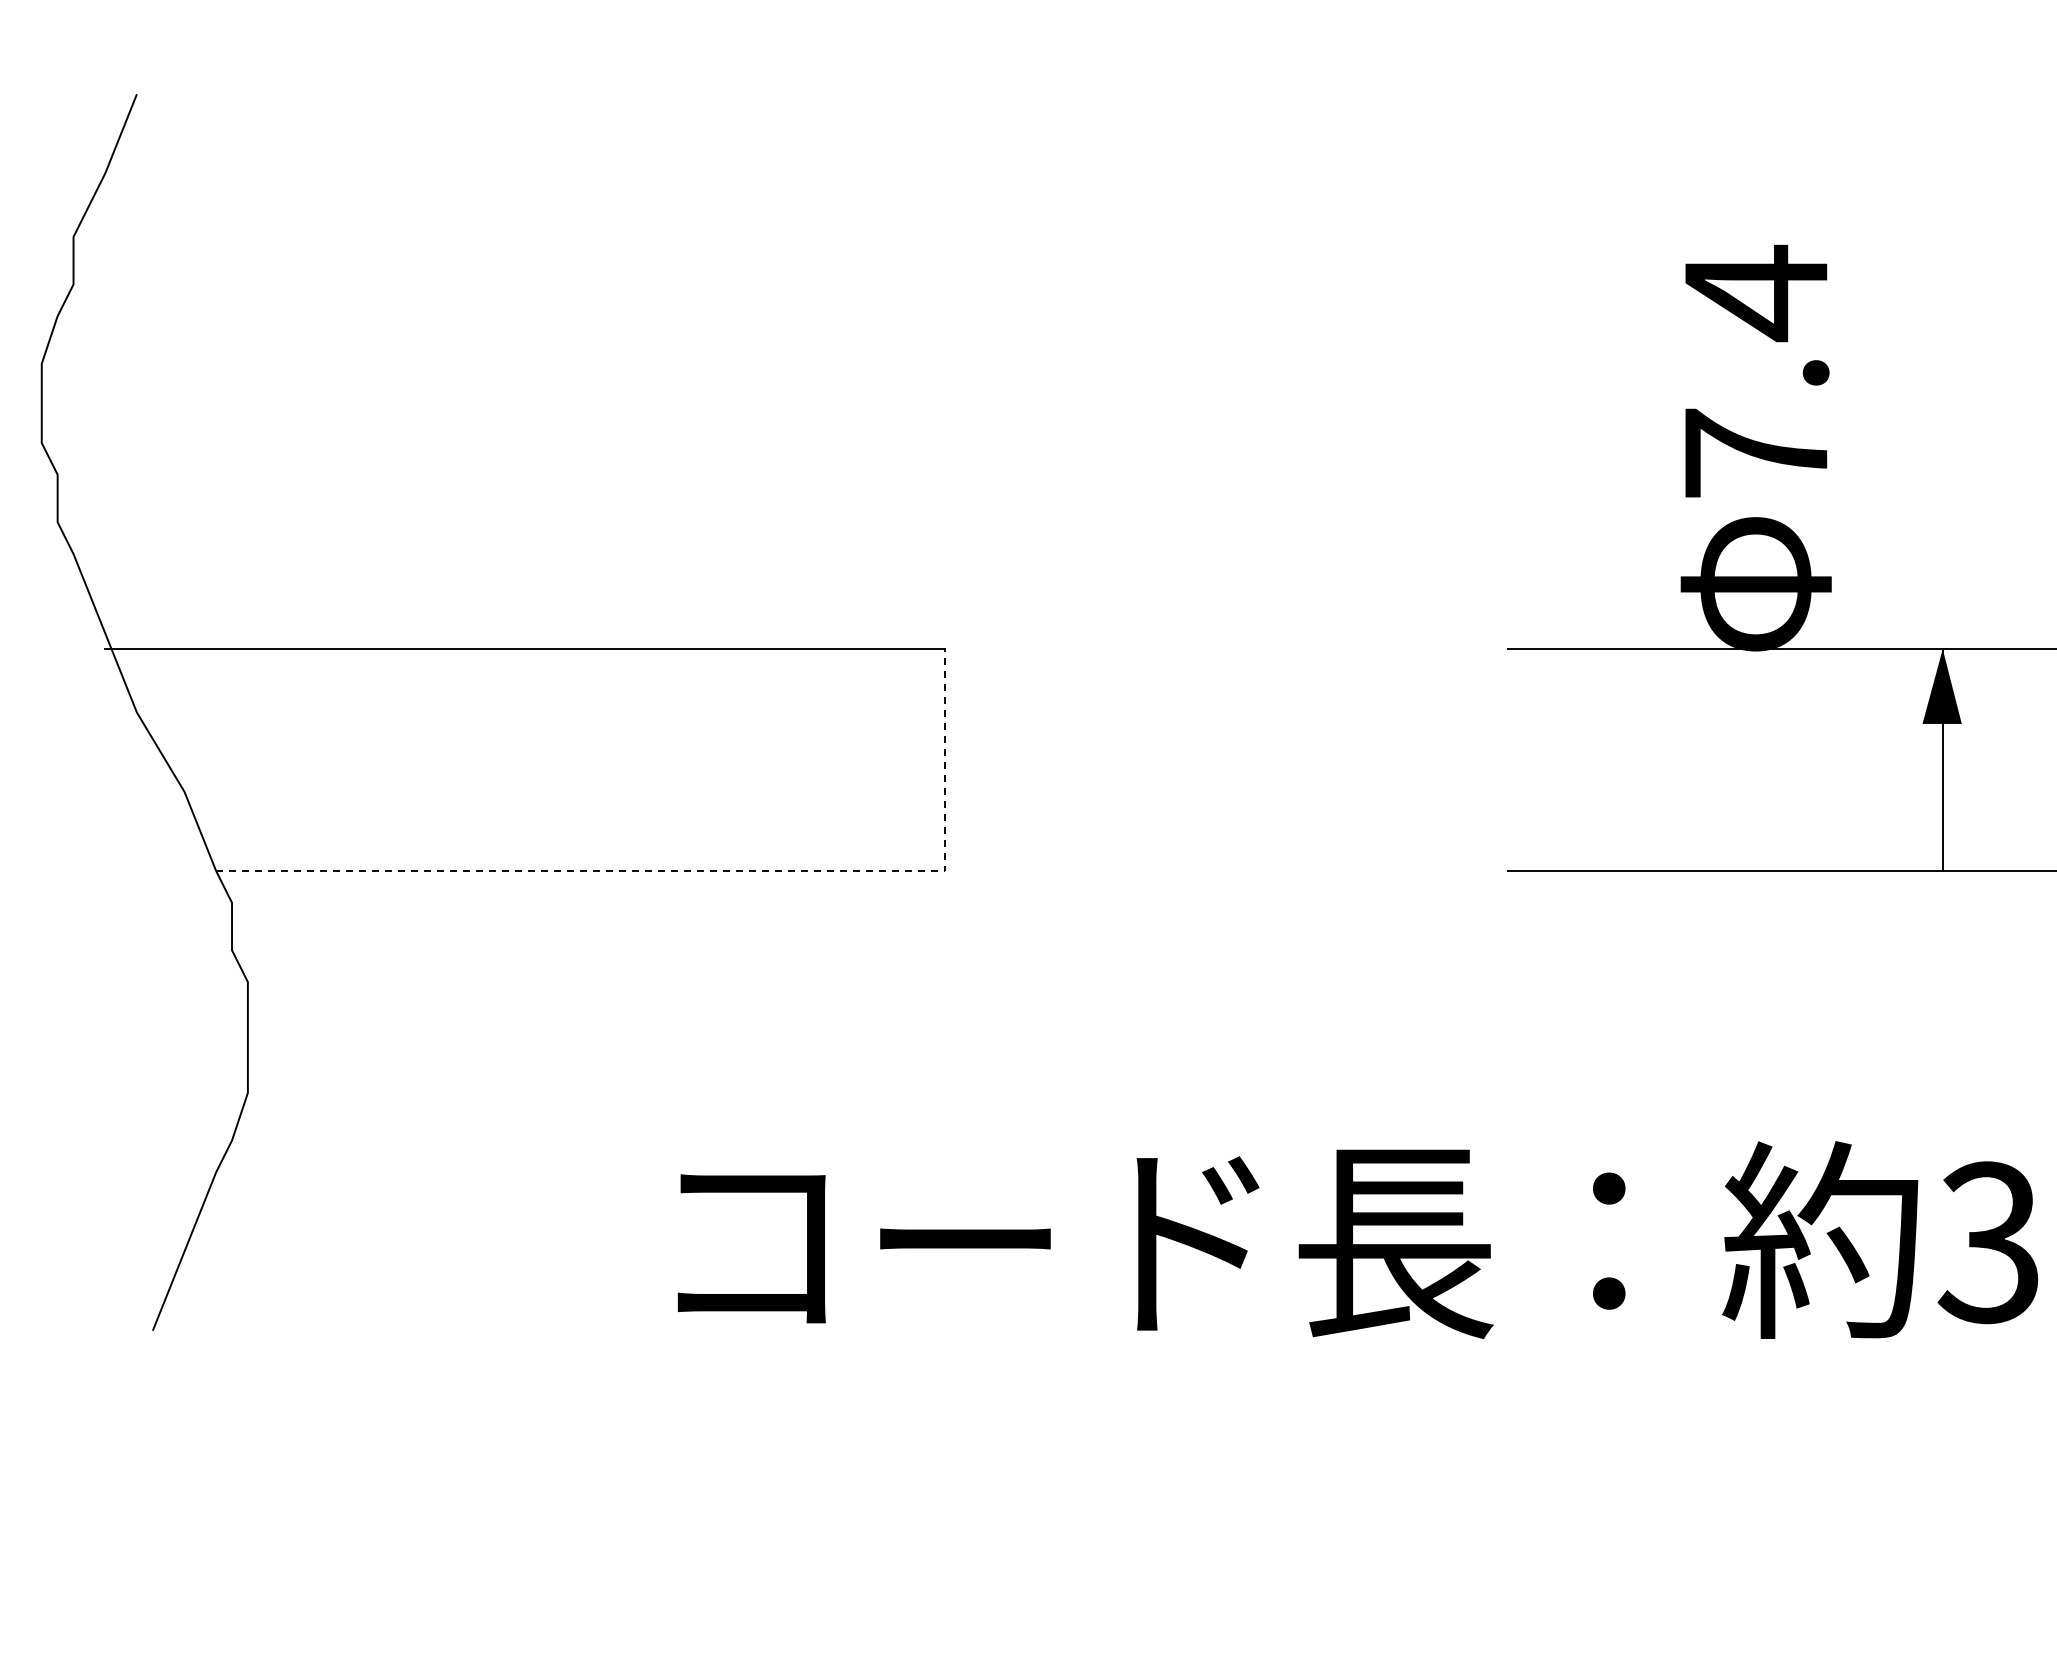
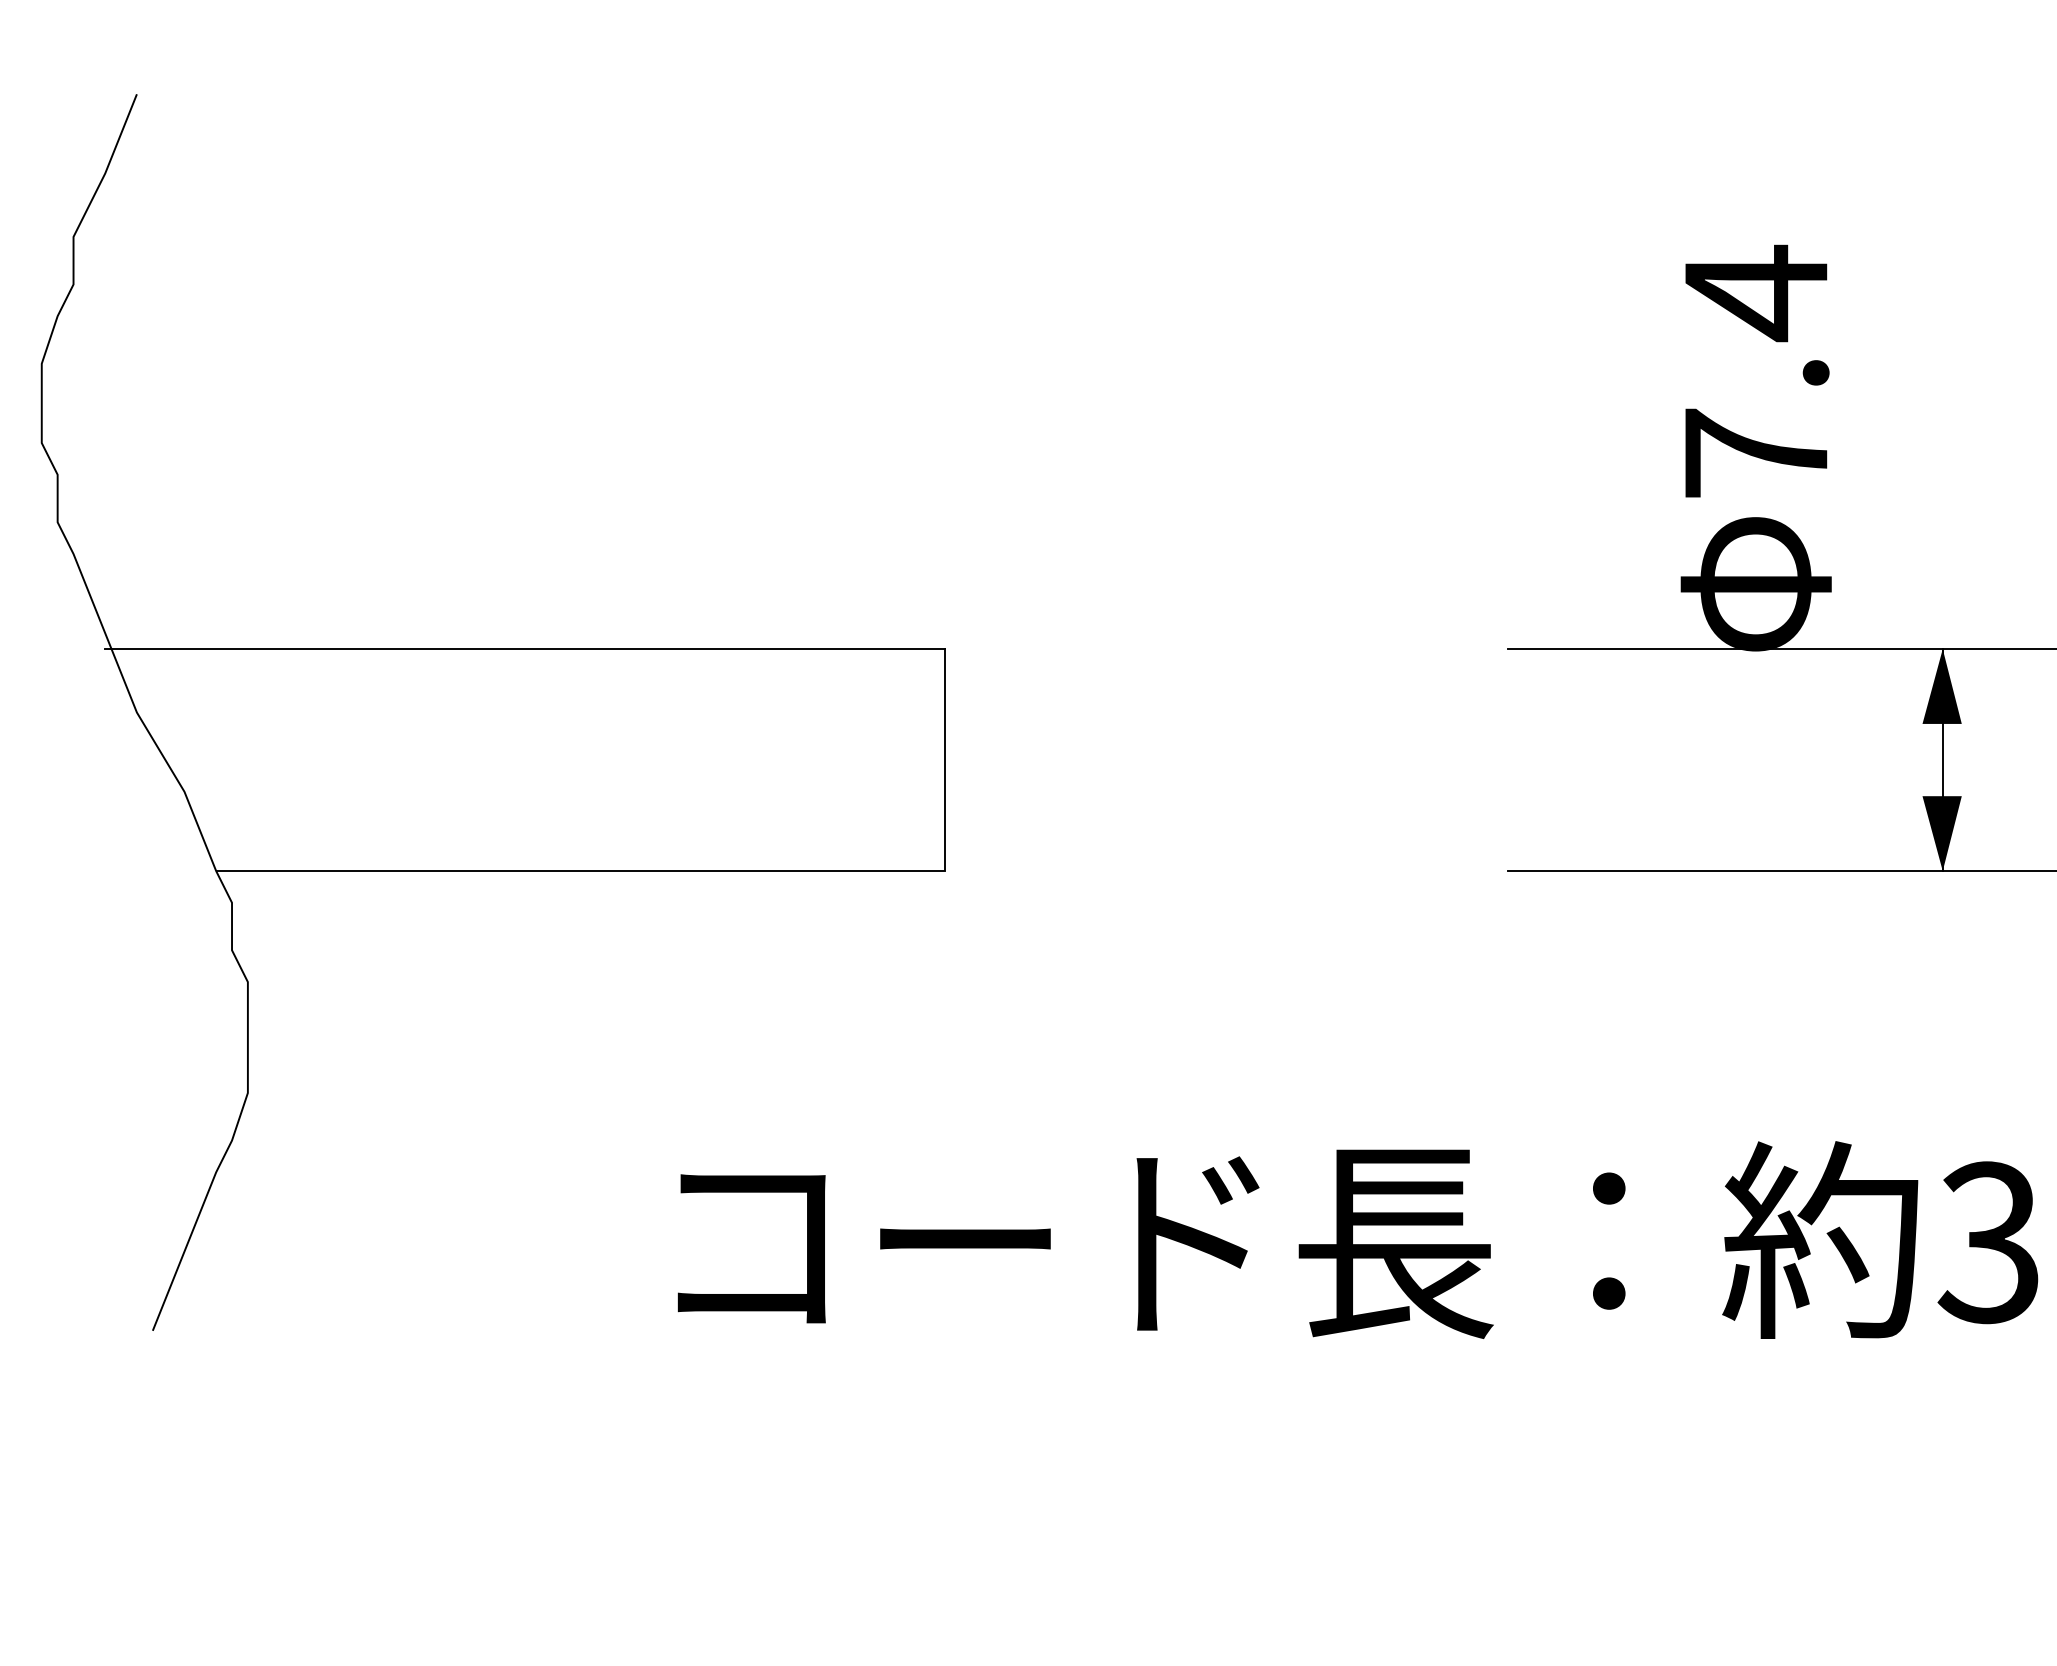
fill: none -> present (1941, 833)
line: dashed -> solid (693, 871)
